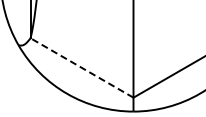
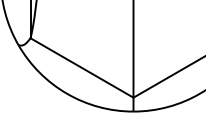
line: dashed -> solid (81, 67)
